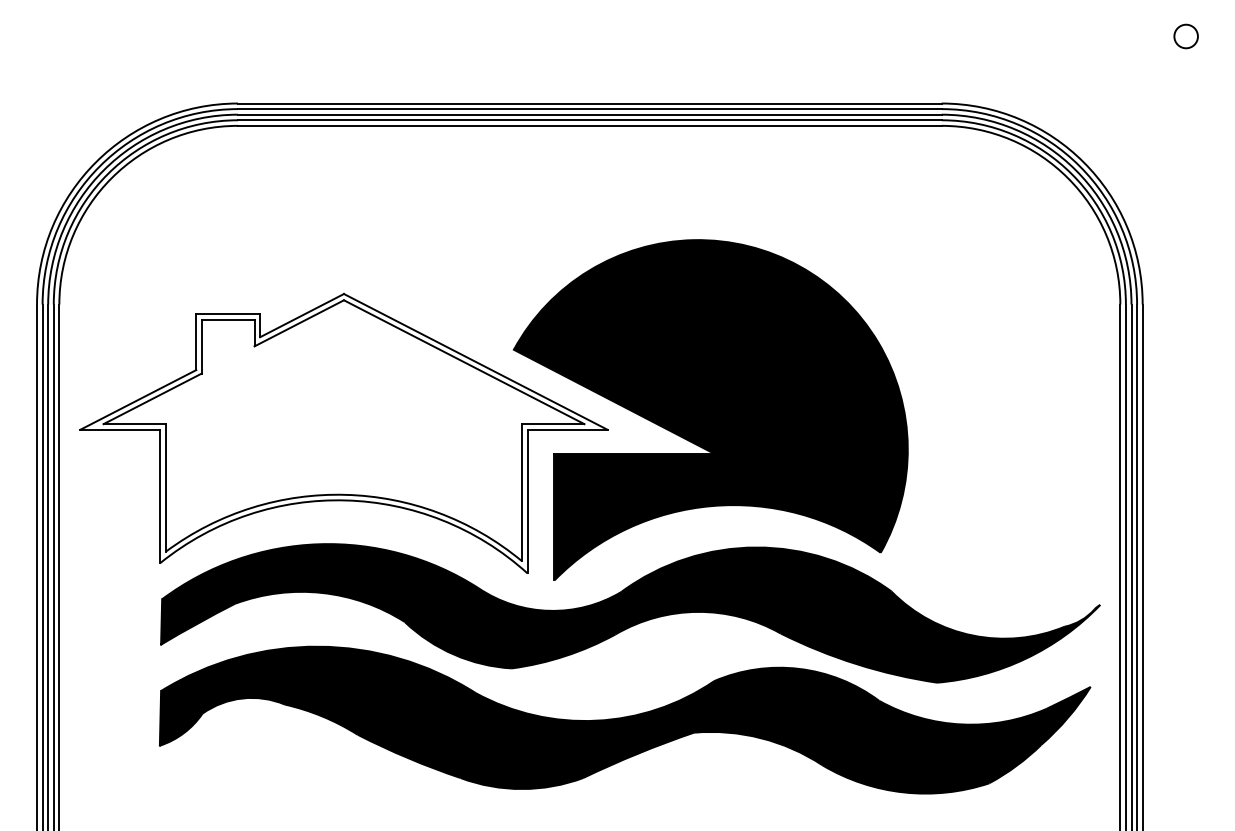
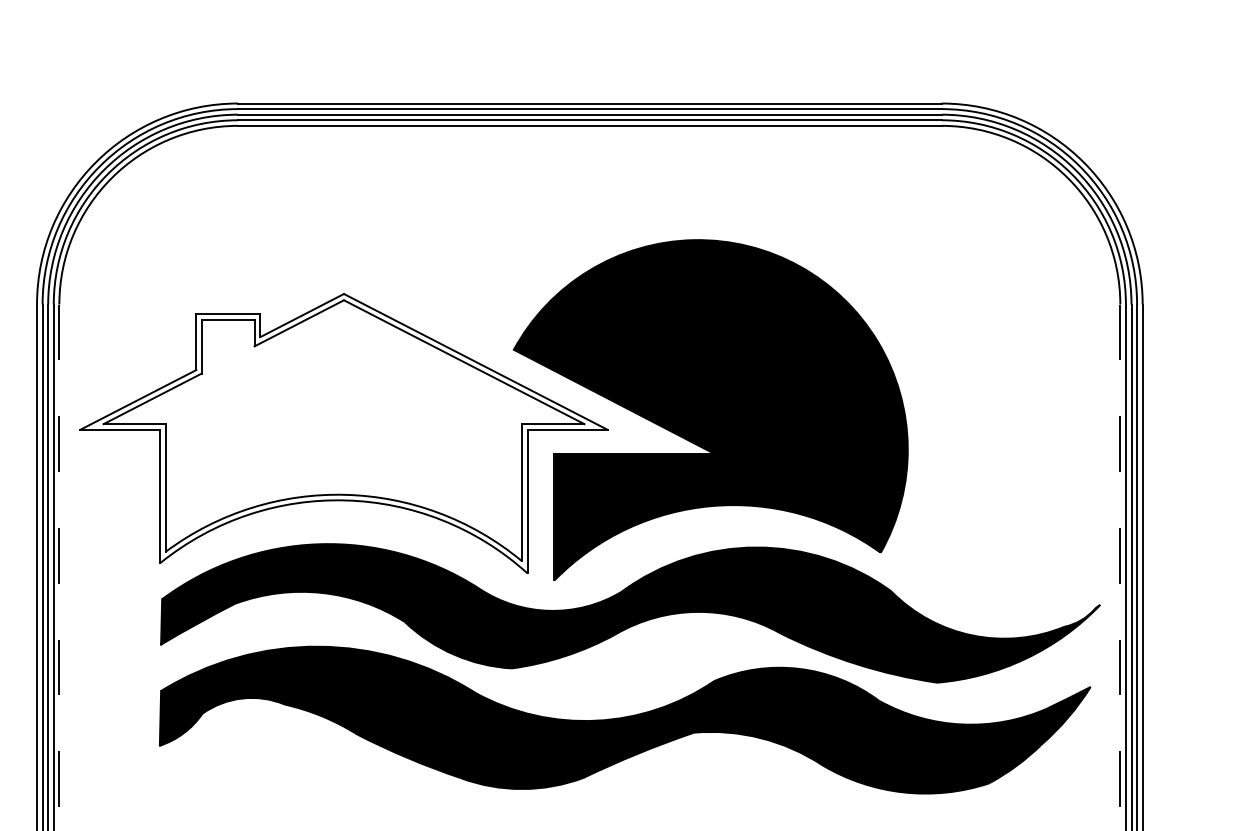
circle: present -> none (1185, 36)
line: solid -> dashed (59, 567)
line: solid -> dashed (1120, 567)
